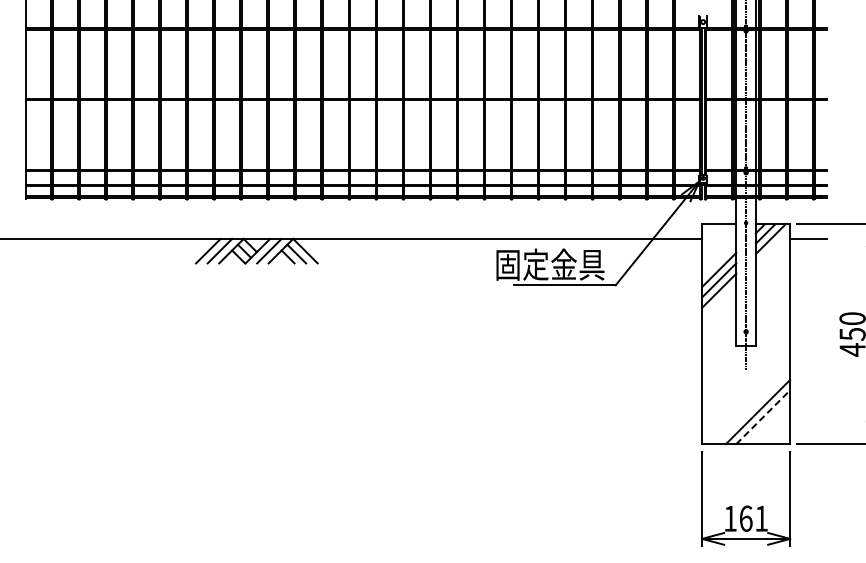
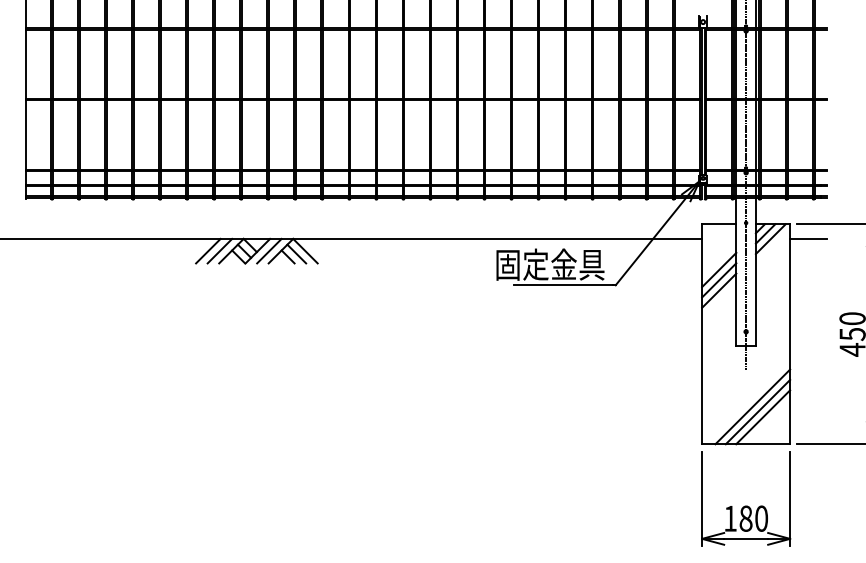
line: none -> present (752, 406)
line: dashed -> solid (763, 416)
text: 161 -> 180 (753, 518)
